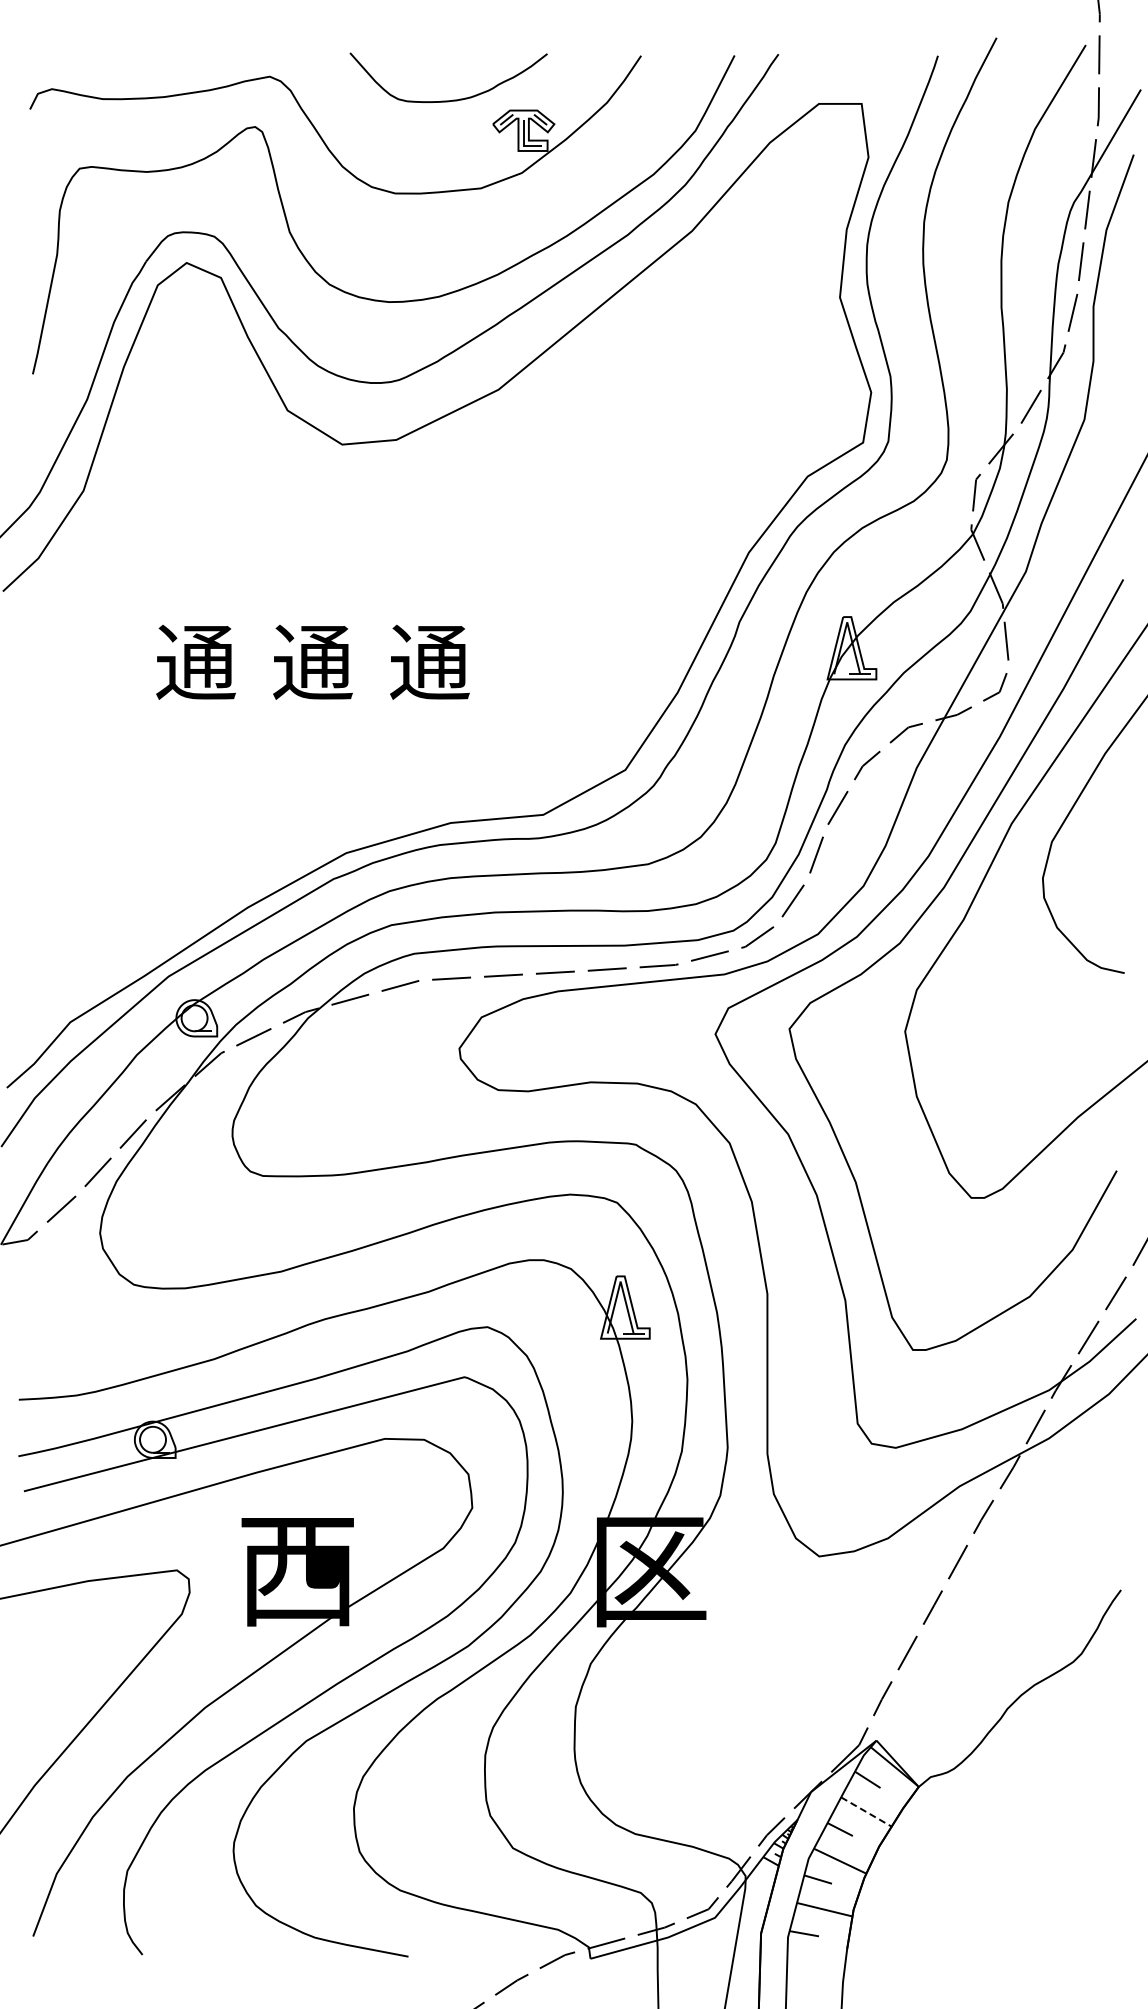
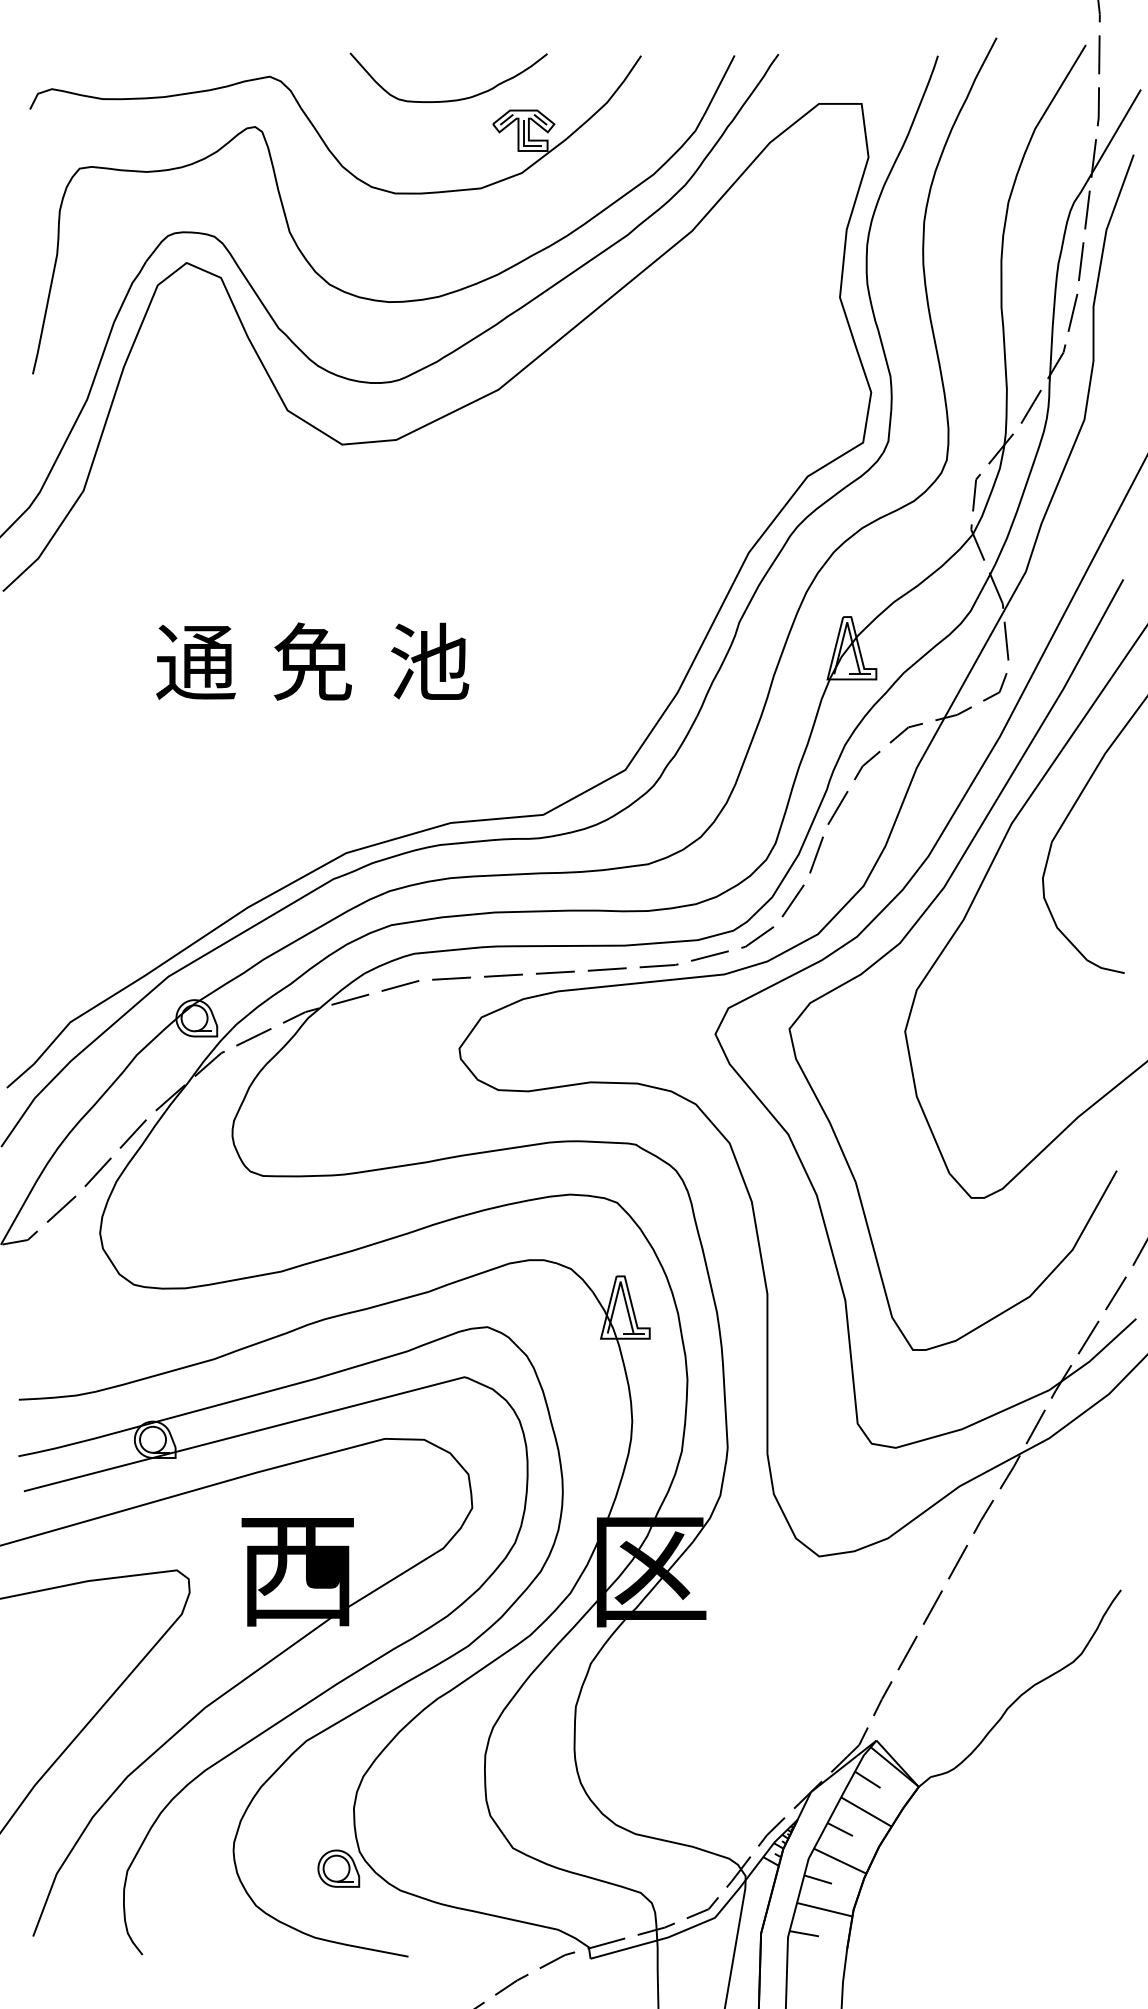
text: 通 -> 池 (429, 660)
text: 通 -> 免 (312, 661)
line: dashed -> solid (866, 1812)
part: none -> present (338, 1868)
